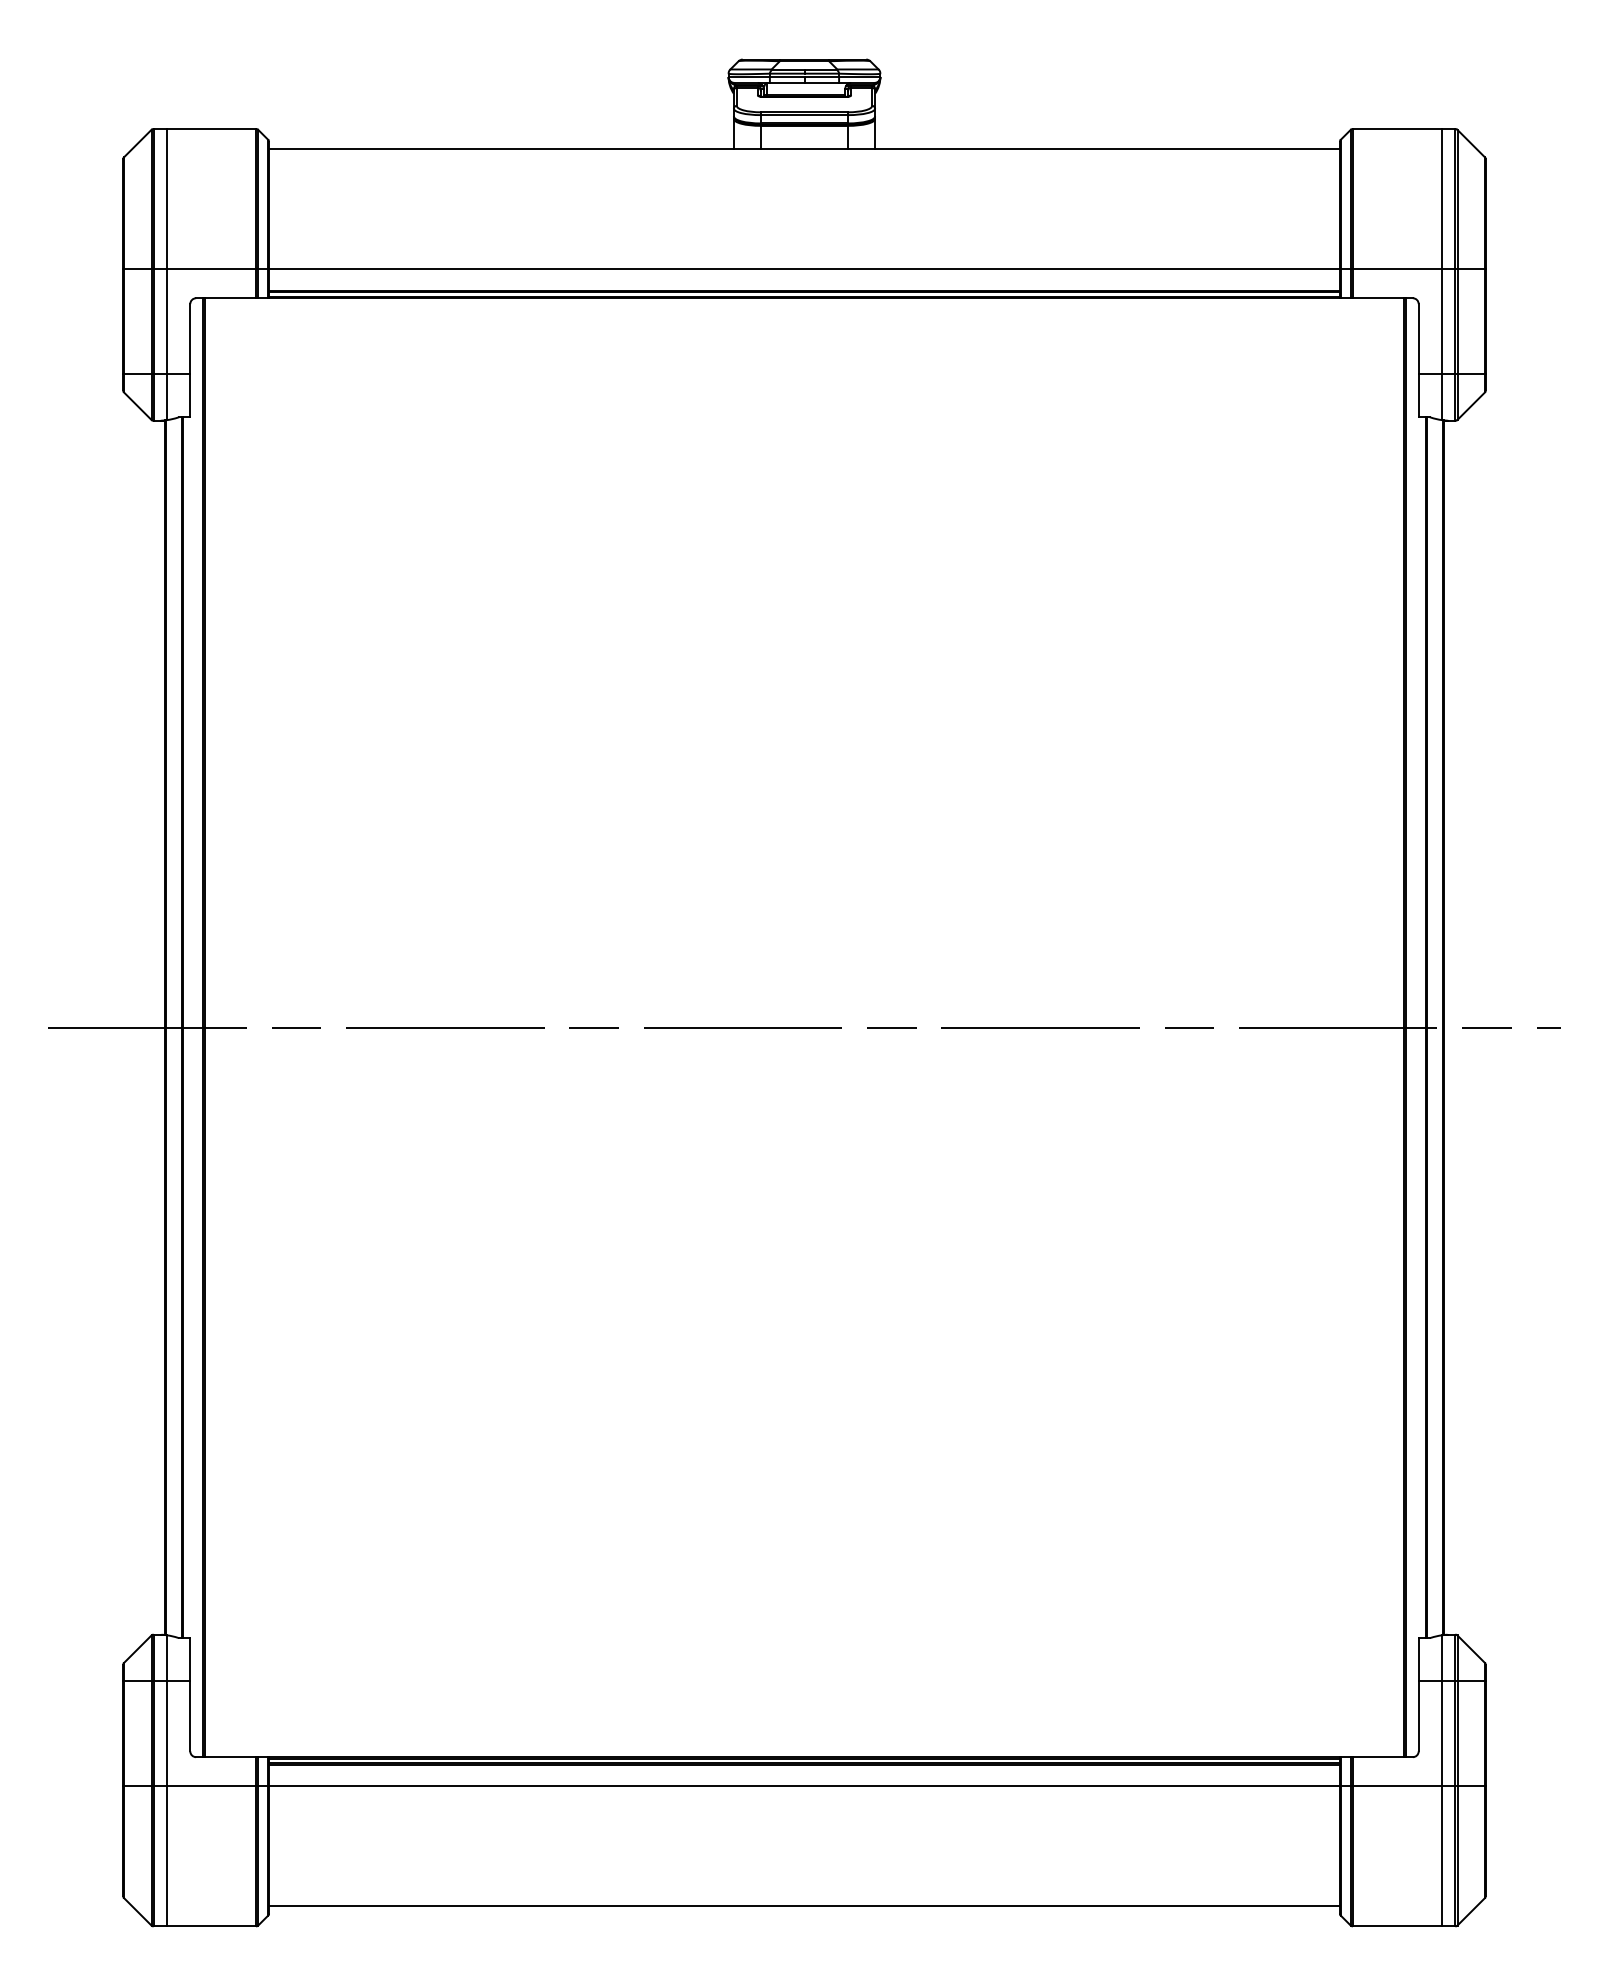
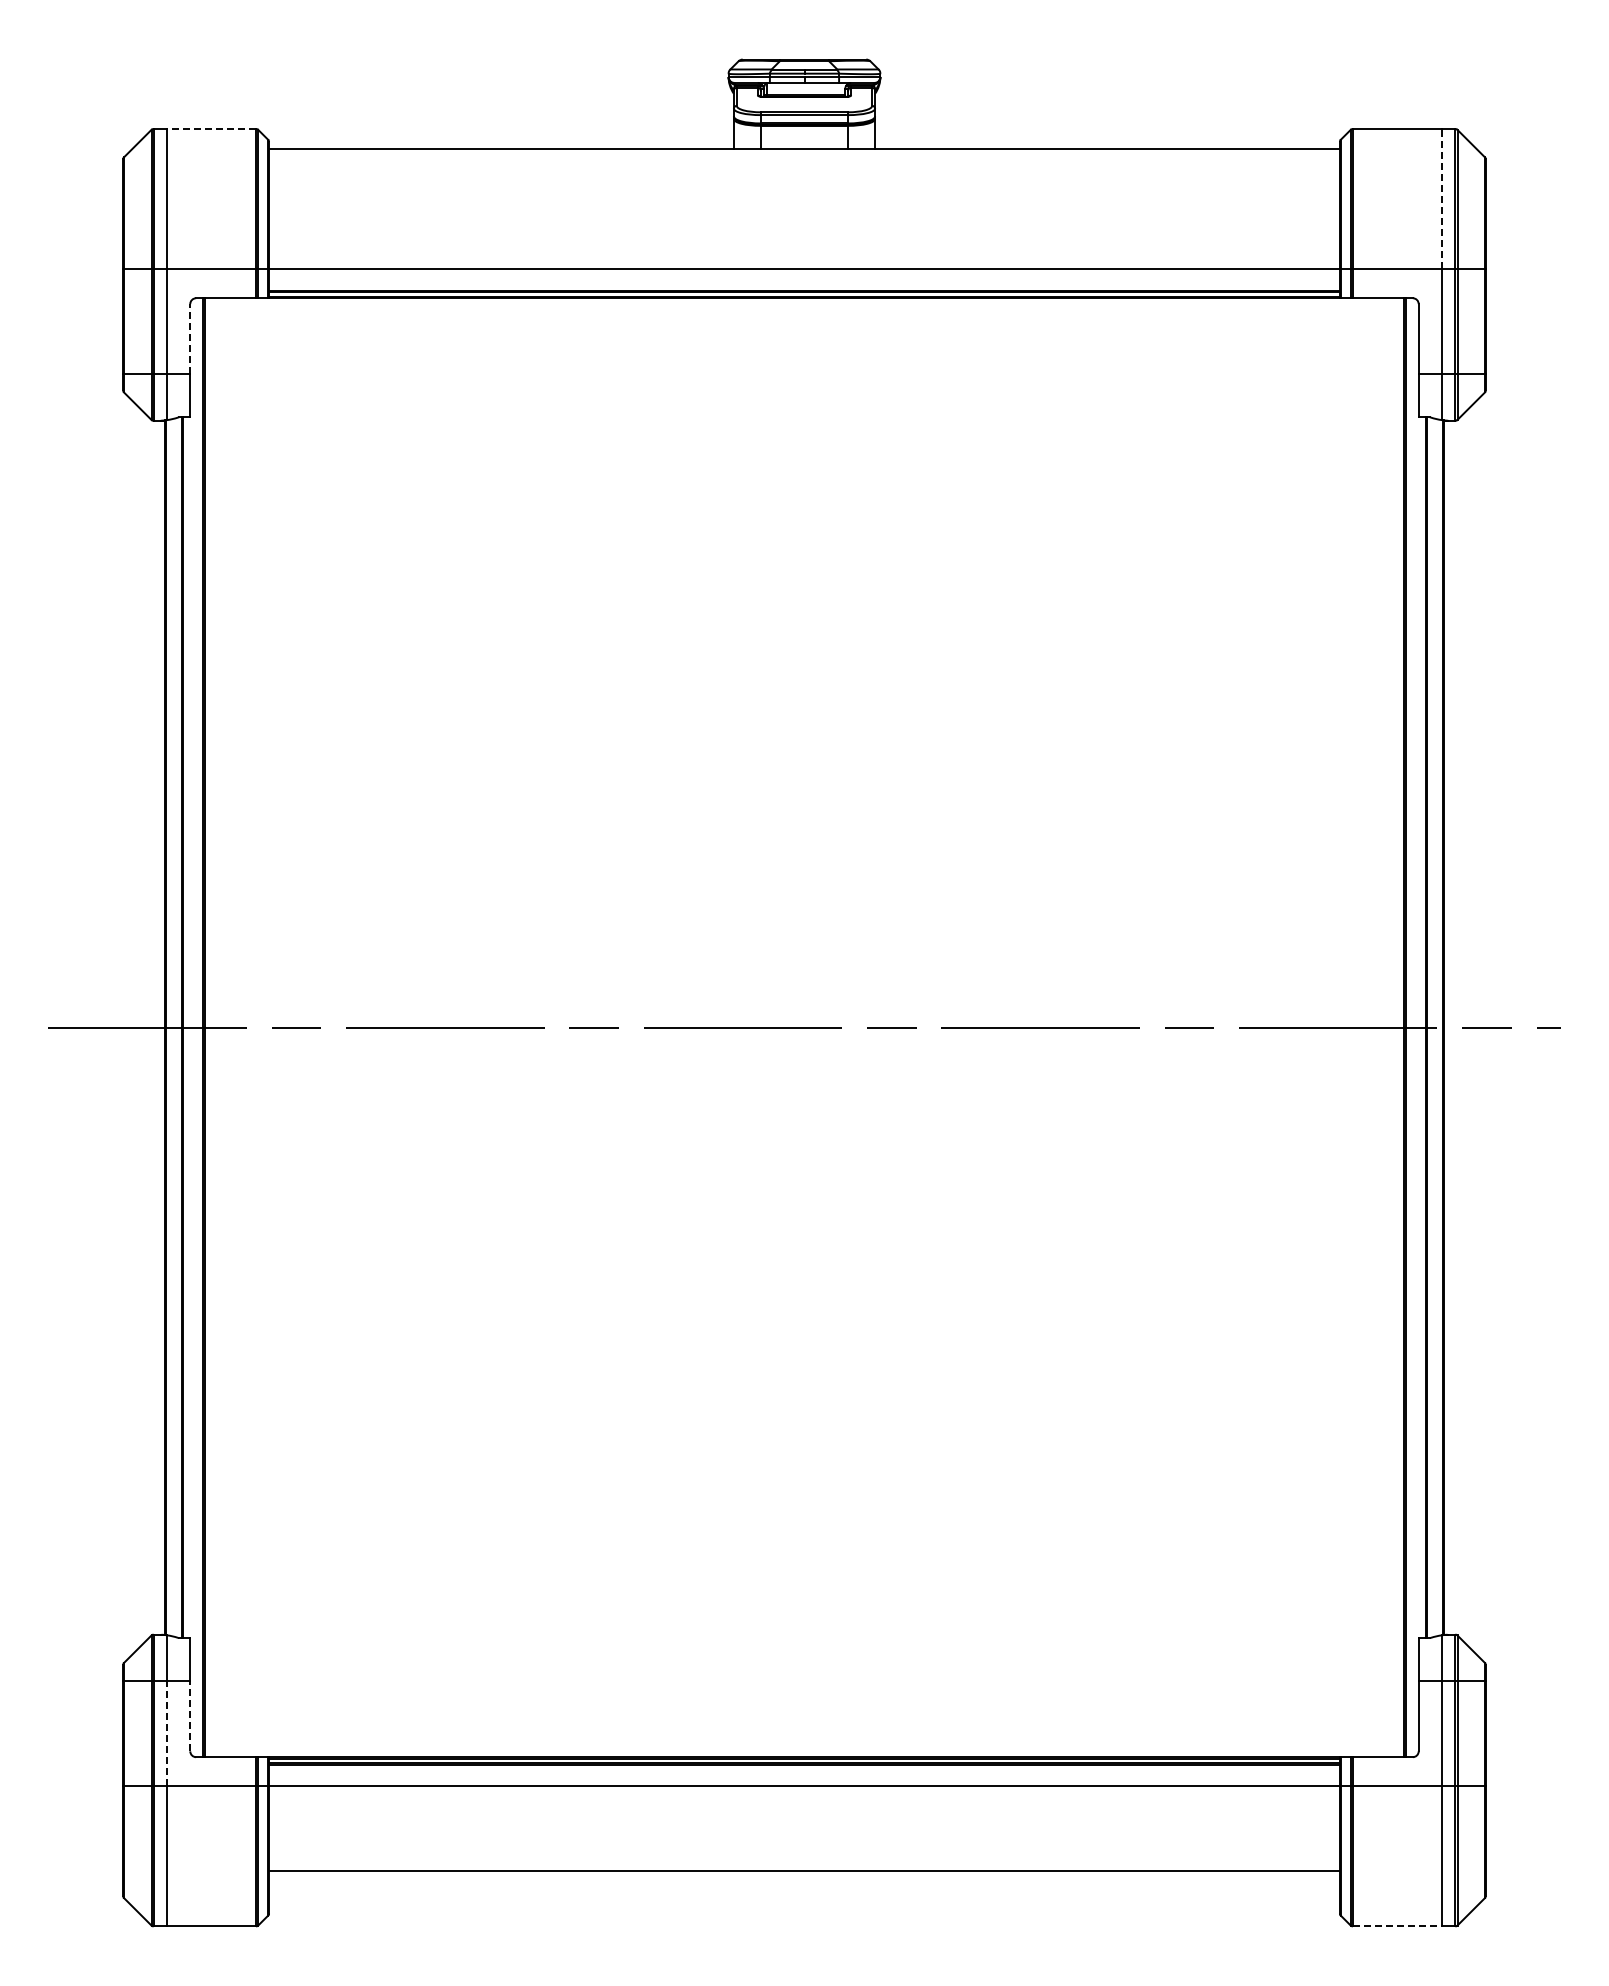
line: solid -> dashed (211, 129)
line: solid -> dashed (1442, 198)
line: solid -> dashed (190, 338)
line: solid -> dashed (190, 1715)
line: solid -> dashed (166, 1733)
line position: (804, 1905) -> (804, 1870) (804, 1870)
line: solid -> dashed (1397, 1926)
